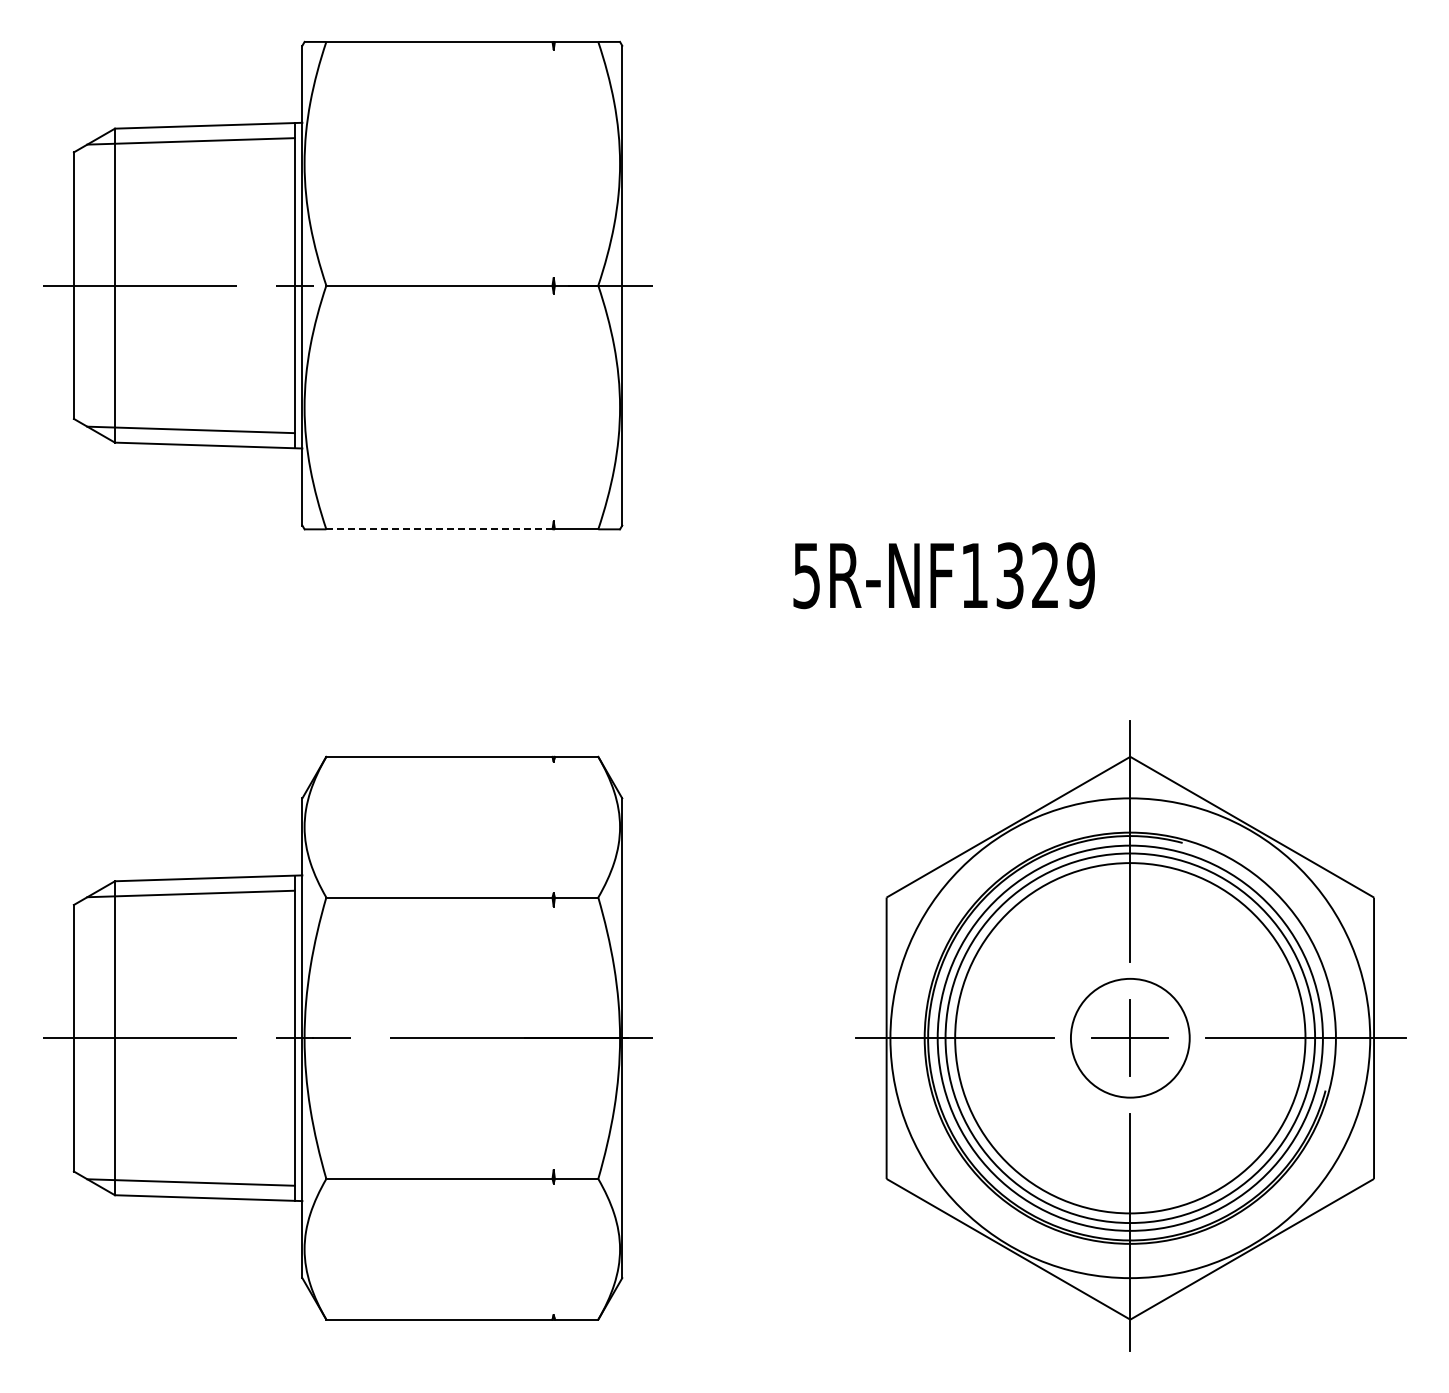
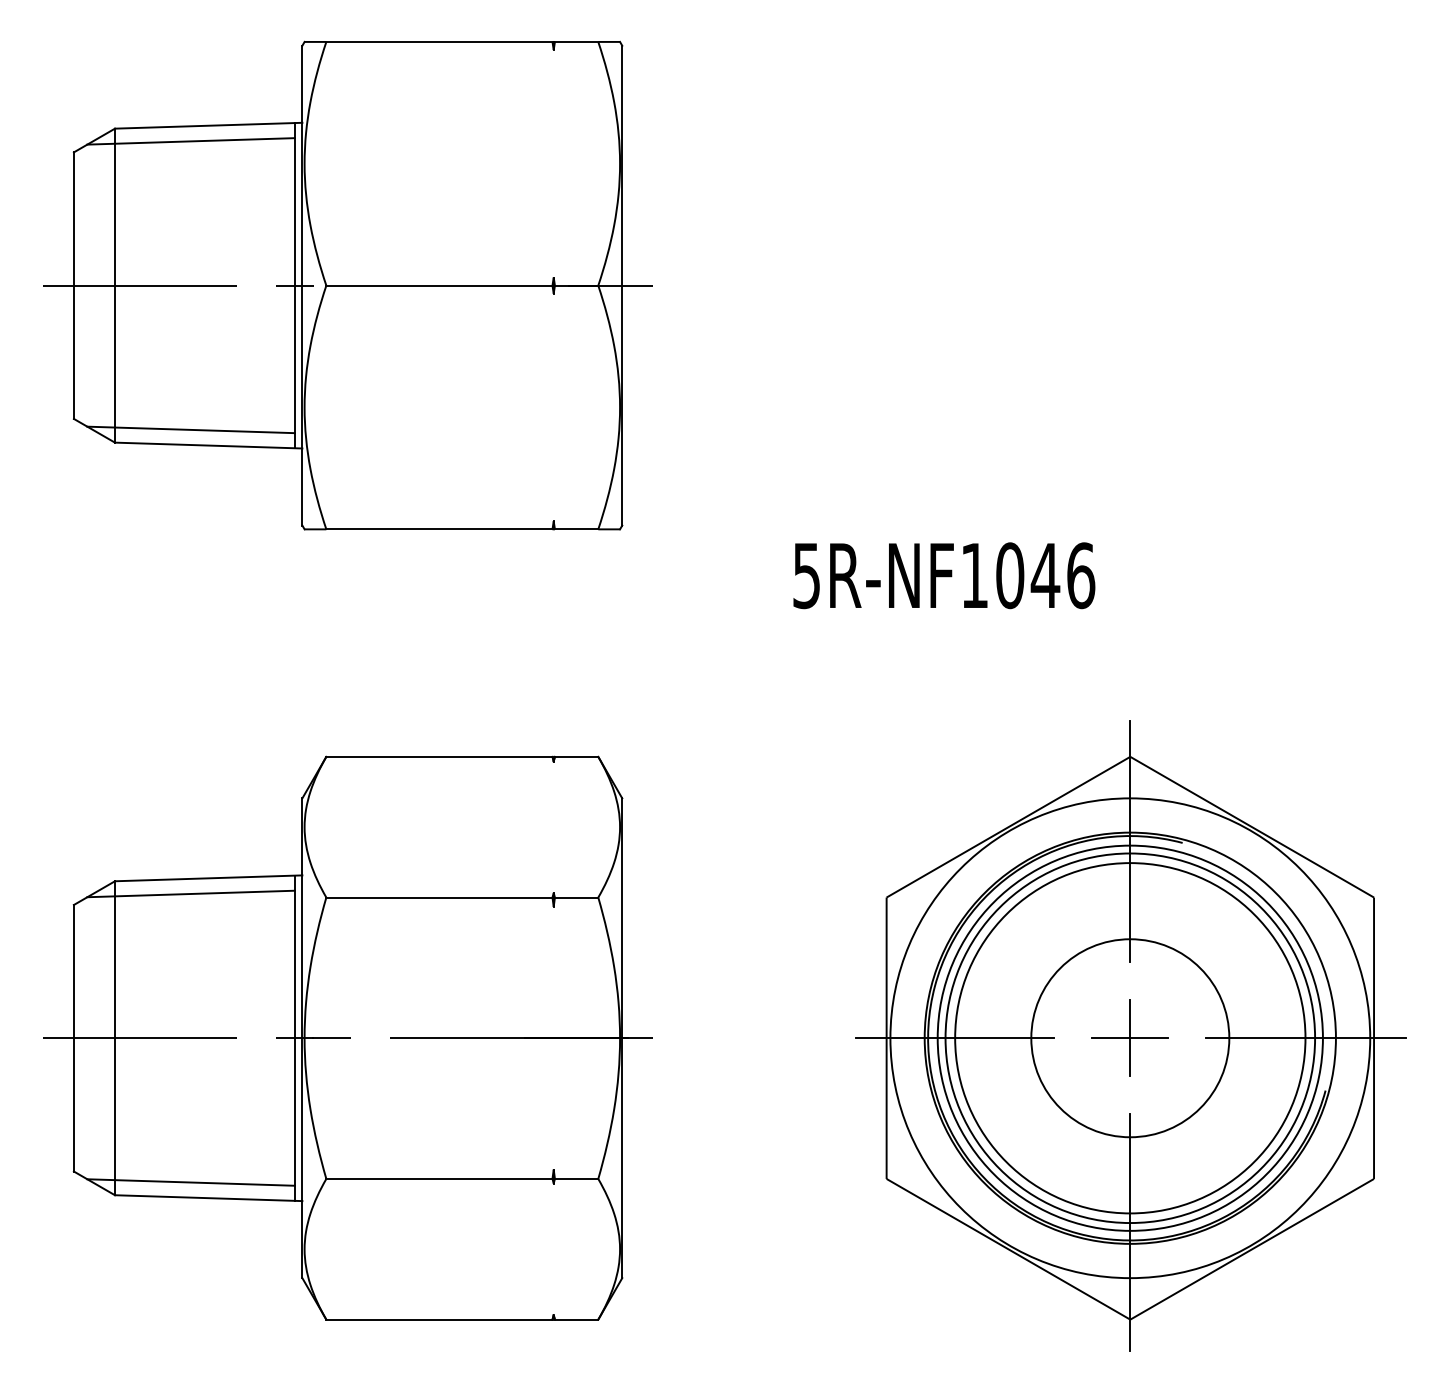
line: dashed -> solid (438, 529)
text: 5R-NF1329 -> 5R-NF1046 (1045, 575)
circle diameter: 119 px -> 198 px (1130, 1038)
